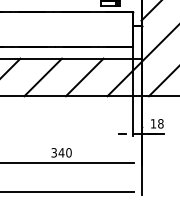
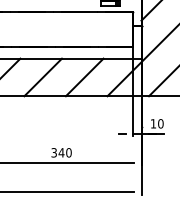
text: 18 -> 10 (160, 123)
